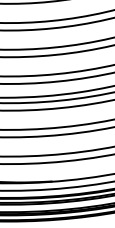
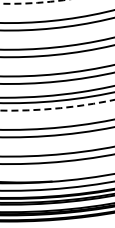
arc: solid -> dashed (33, 3)
arc: solid -> dashed (58, 108)
